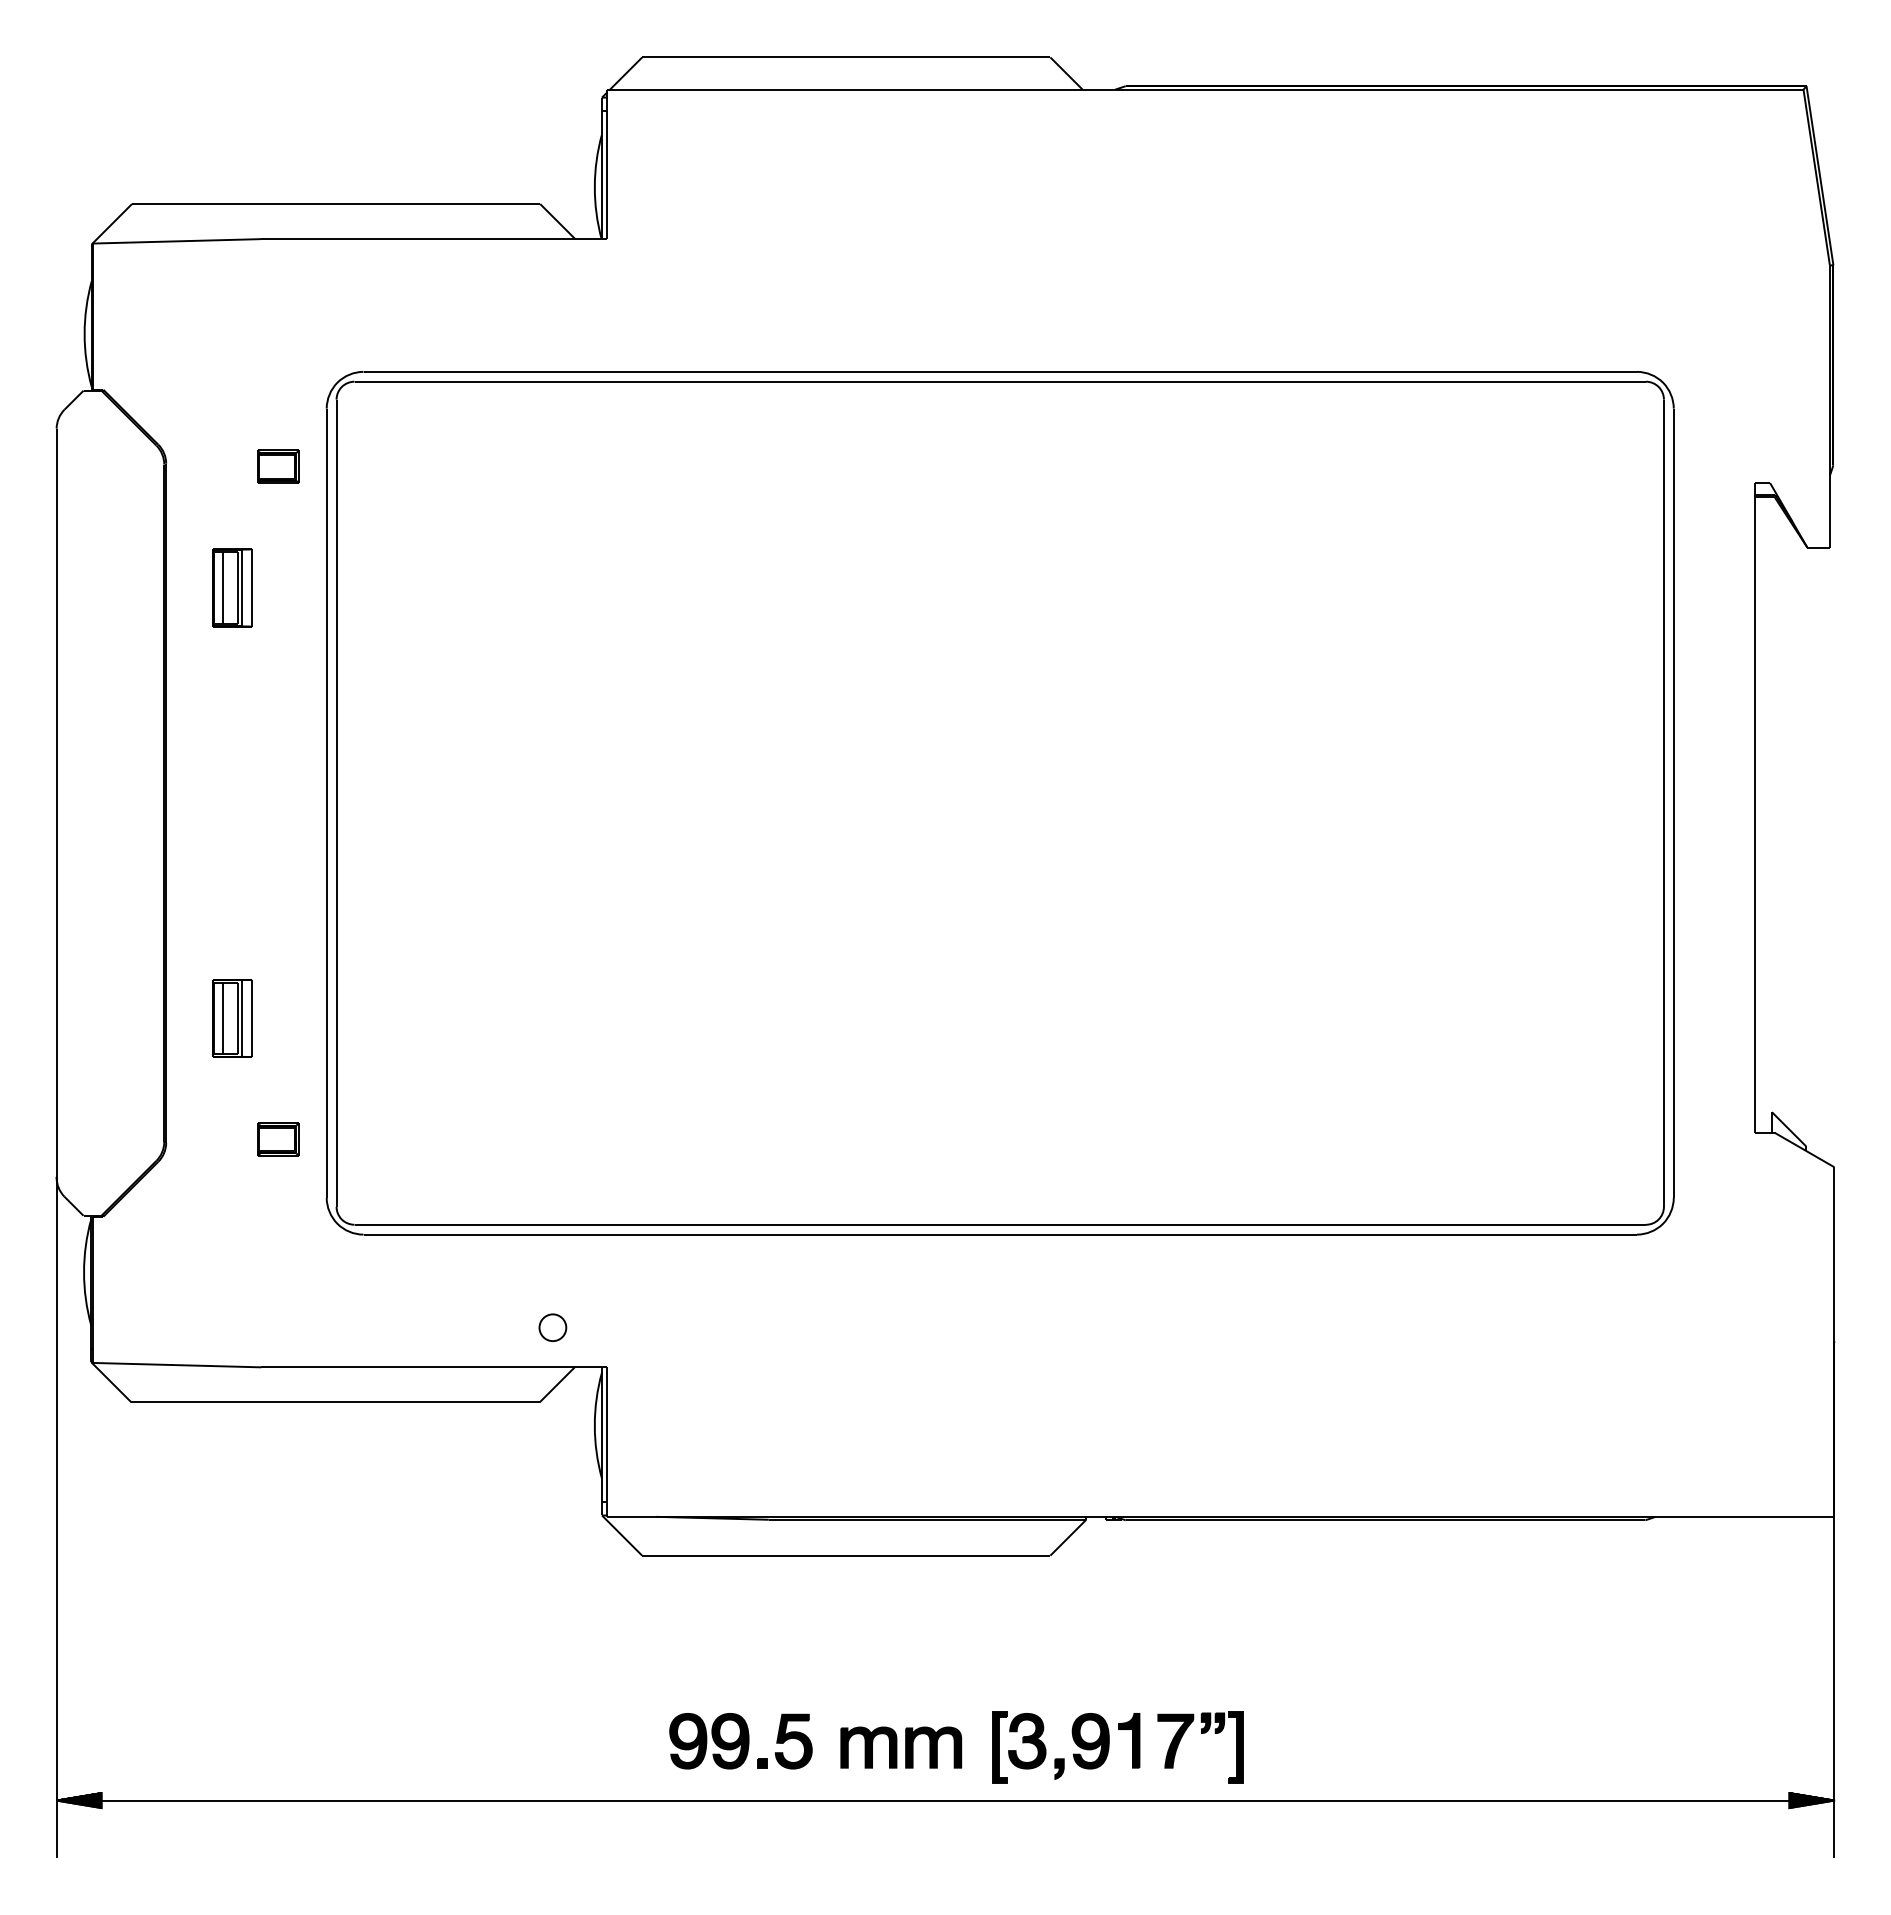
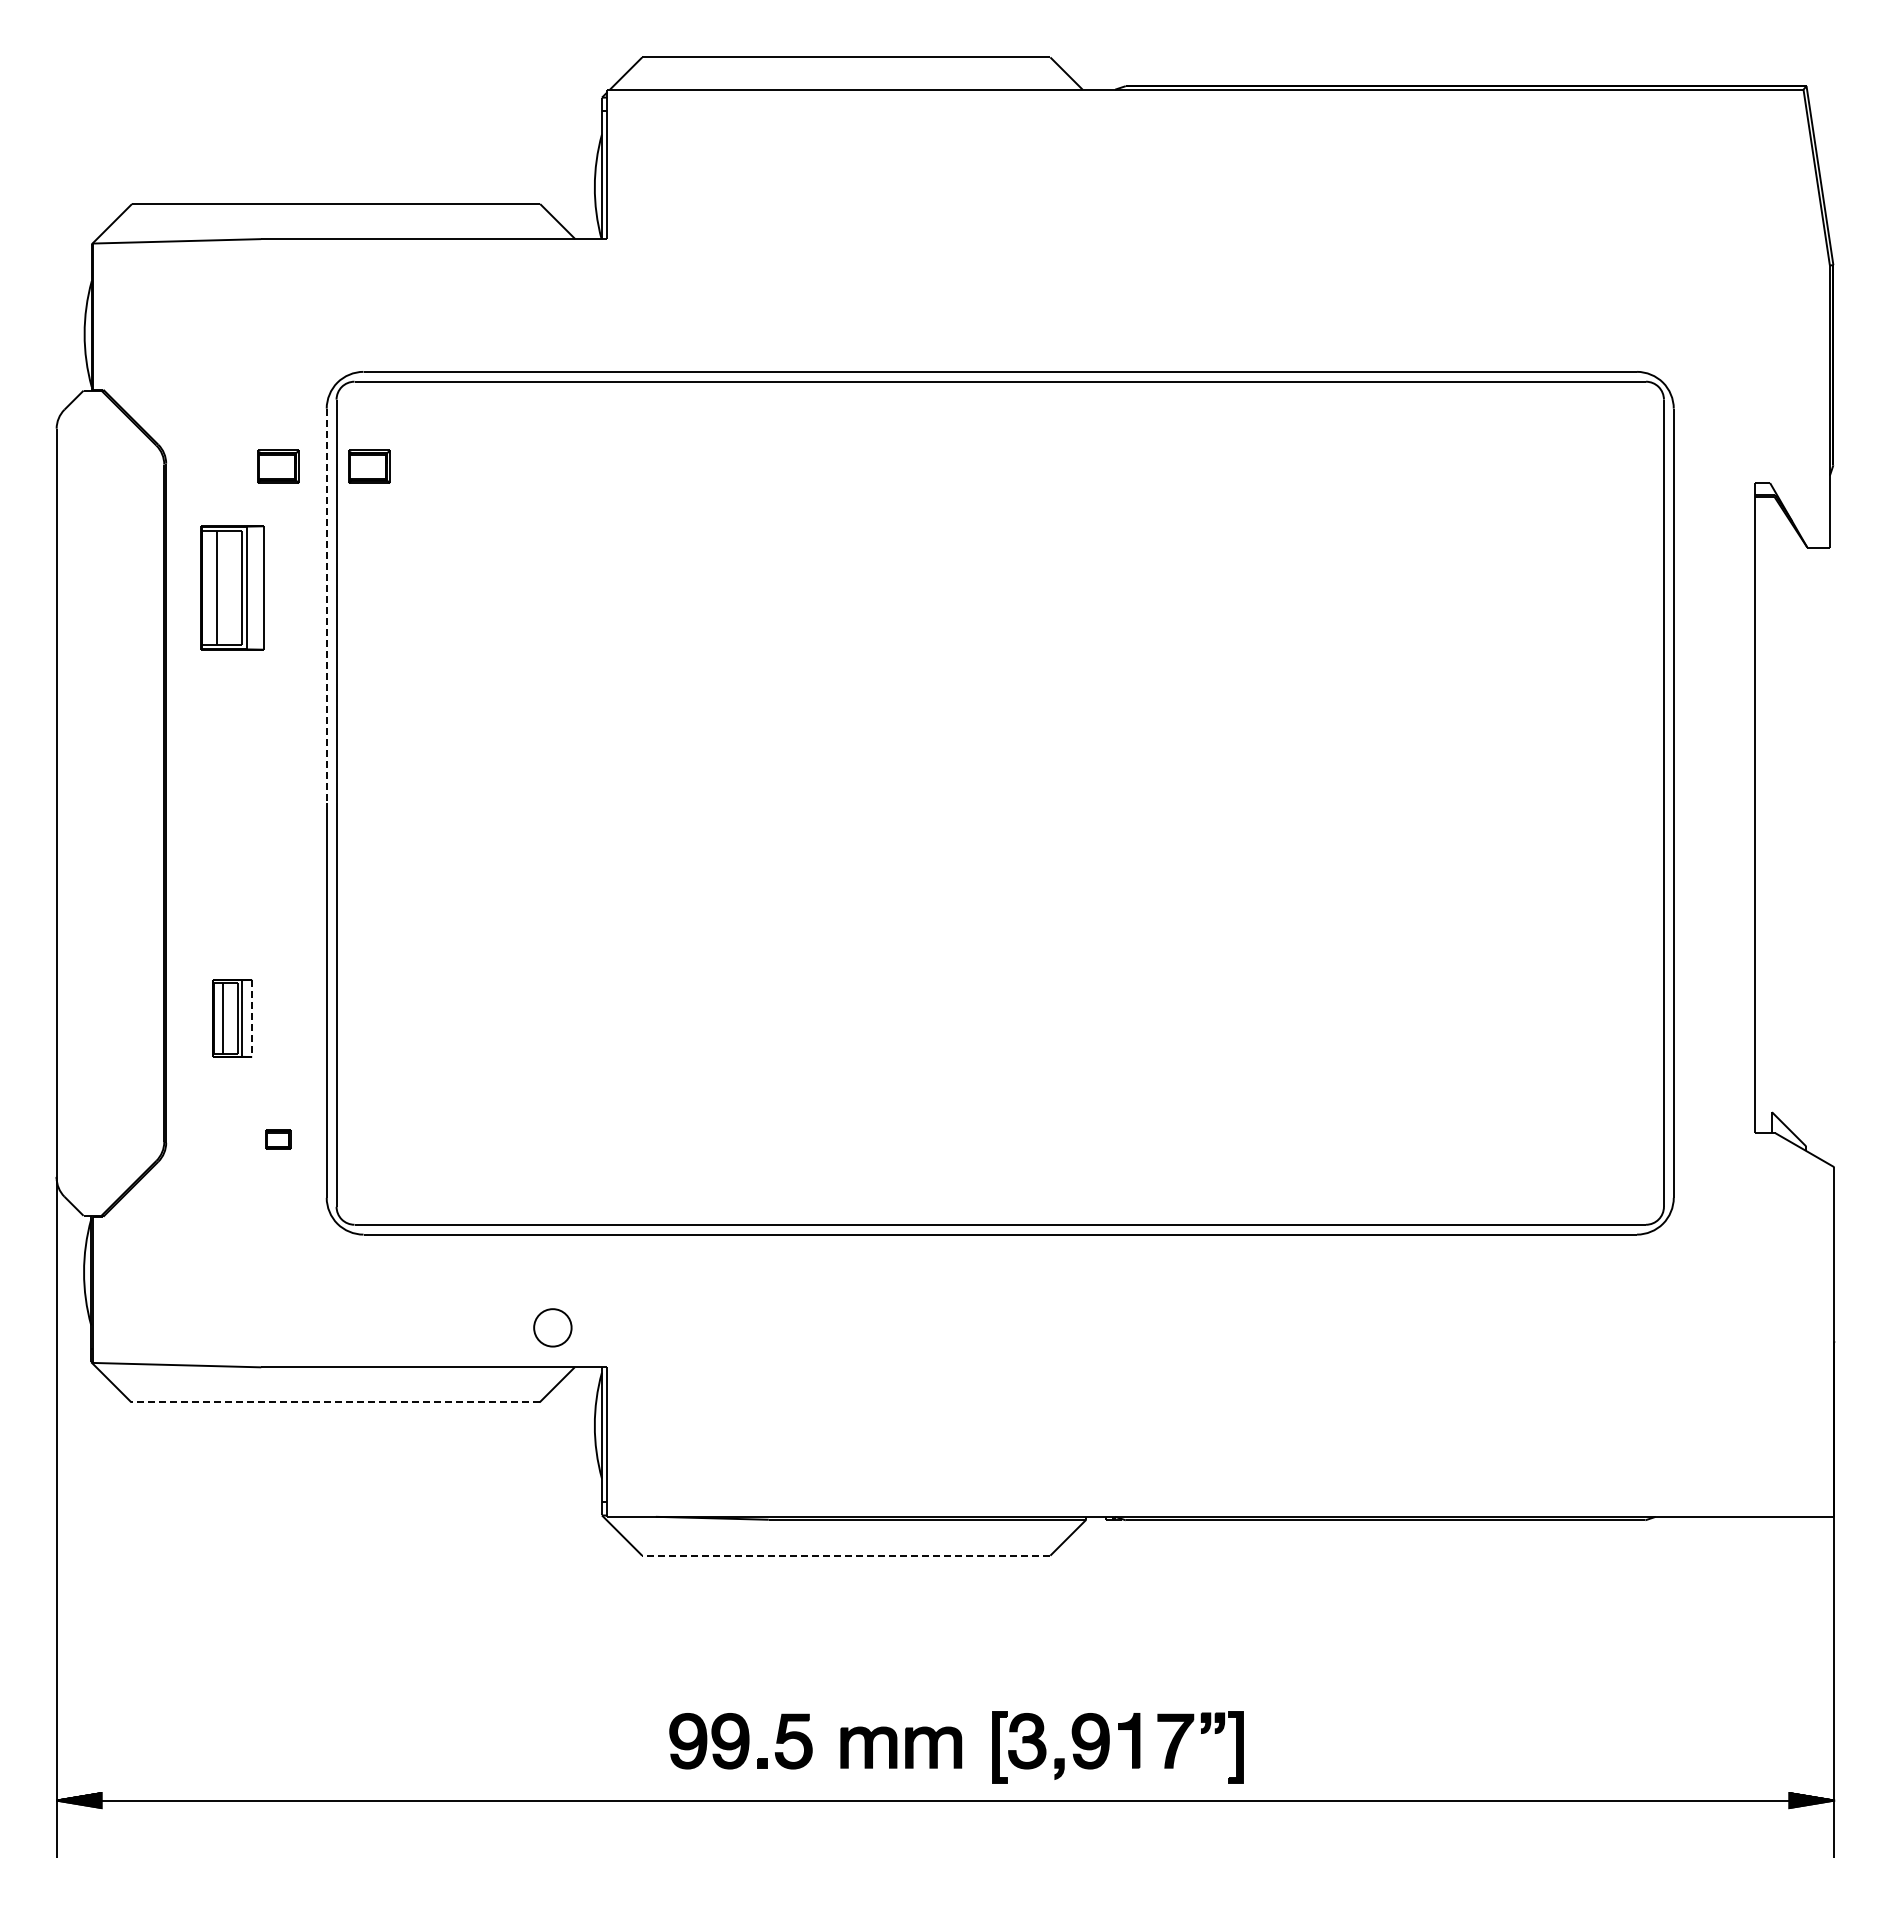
part: none -> present (369, 466)
part size: 41x80 px -> 65x126 px (232, 587)
line: solid -> dashed (326, 606)
line: solid -> dashed (252, 1018)
part size: 43x35 px -> 27x21 px (278, 1139)
part size: 30x29 px -> 40x40 px (552, 1327)
line: solid -> dashed (335, 1402)
line: solid -> dashed (845, 1555)
